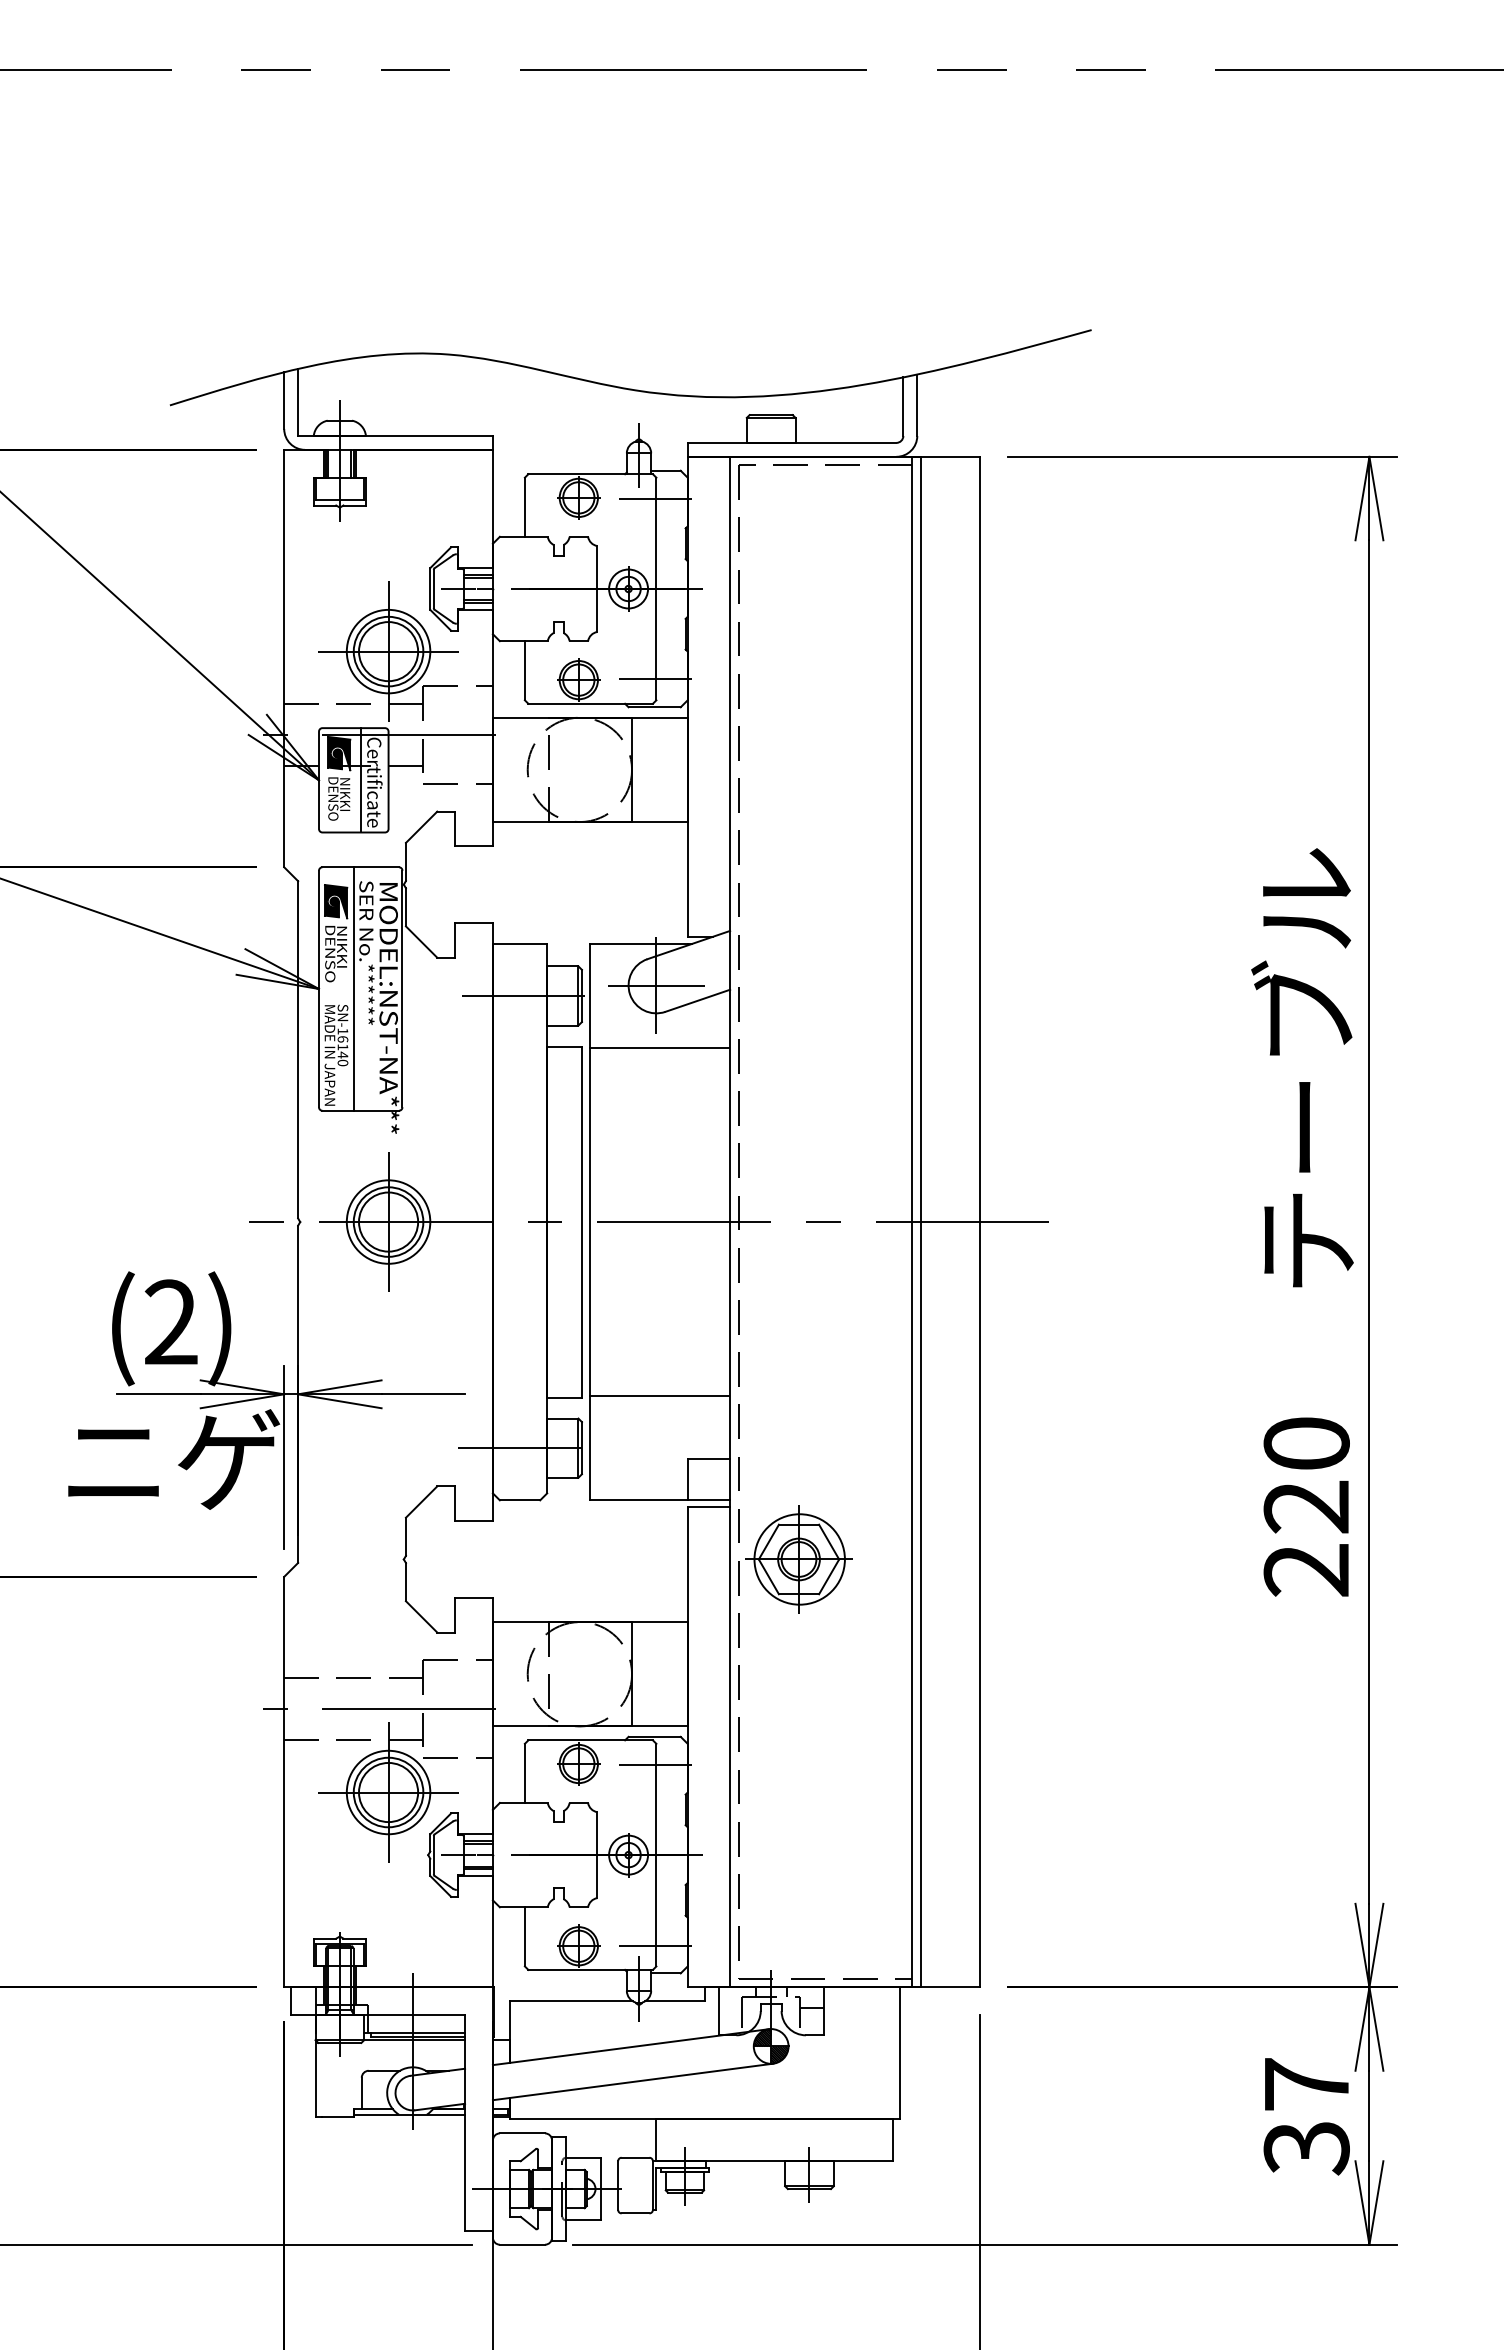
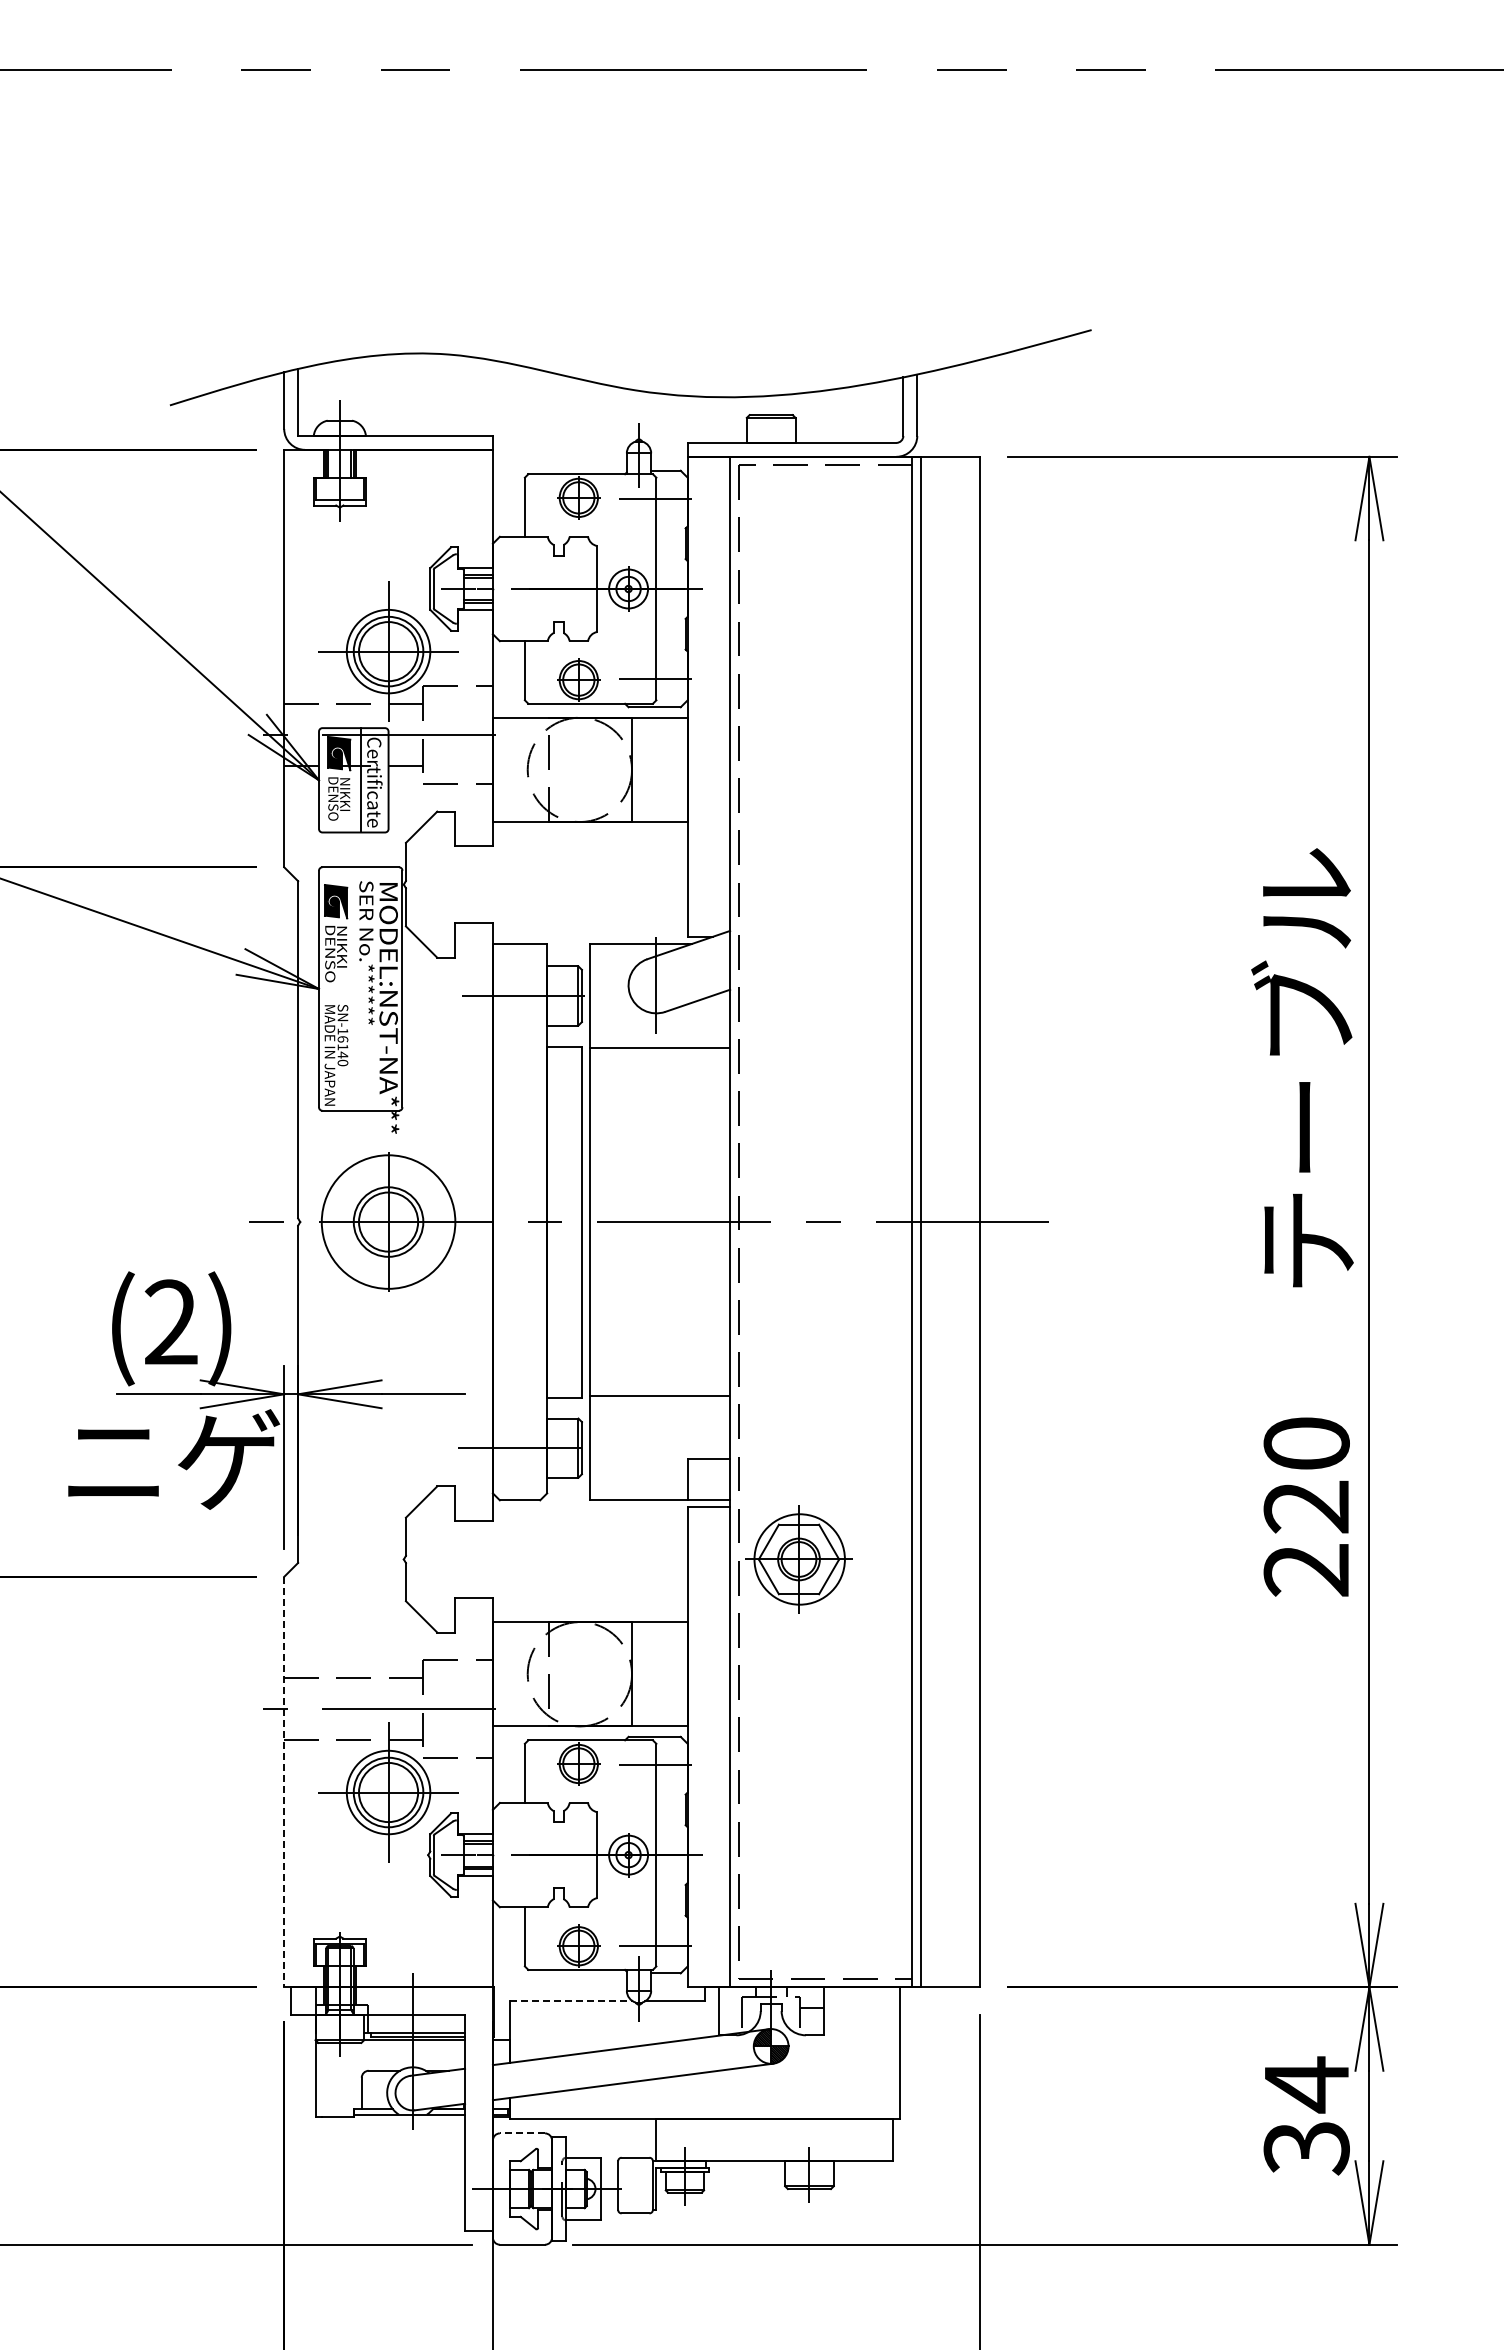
line: present -> none (656, 985)
line: present -> none (353, 988)
circle diameter: 83 px -> 134 px (388, 1221)
line: solid -> dashed (284, 1782)
line: solid -> dashed (572, 2001)
text: 37 -> 34 (1306, 2084)
line: solid -> dashed (522, 2133)
